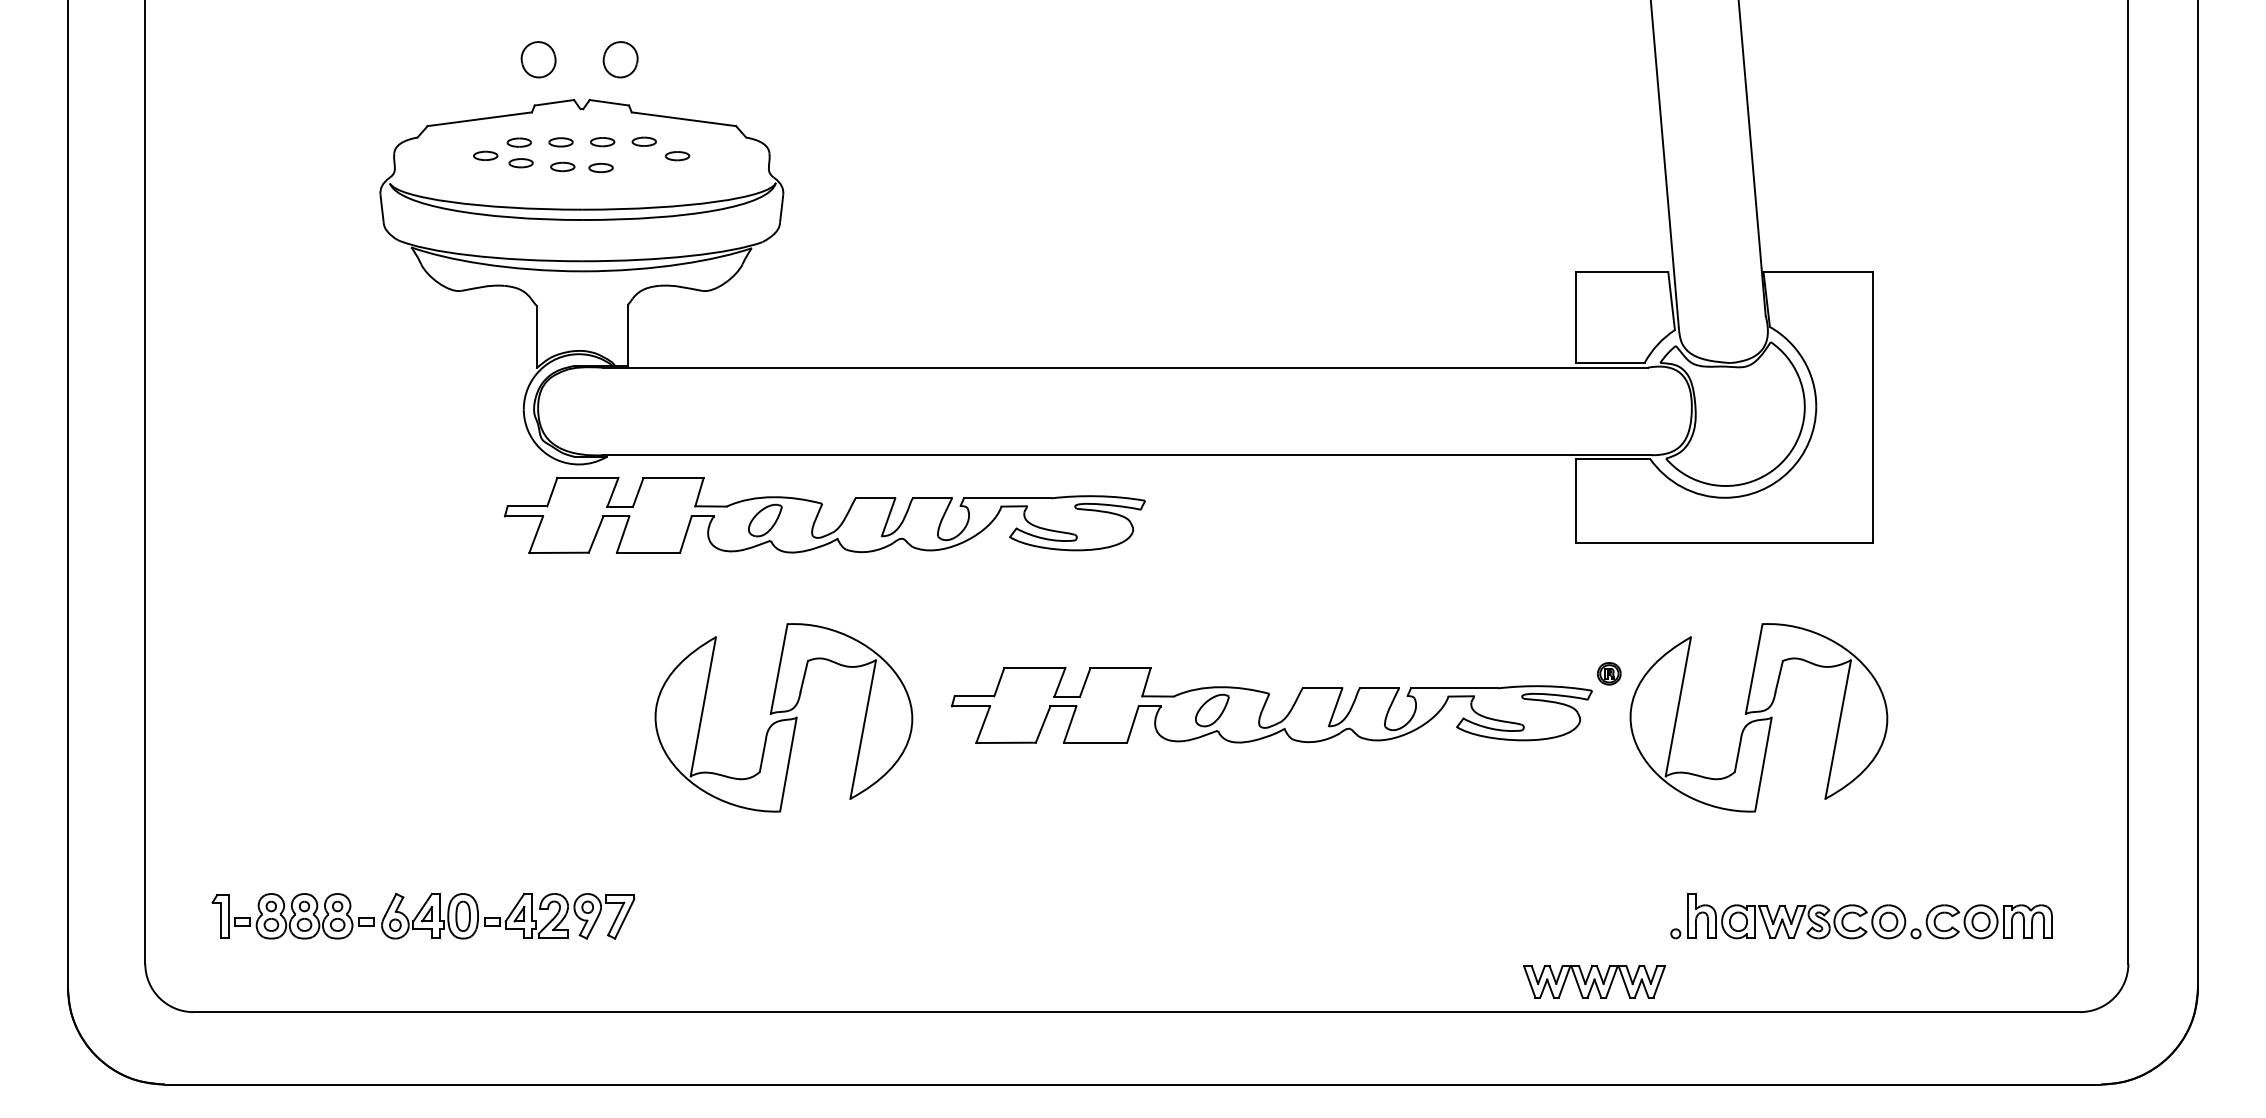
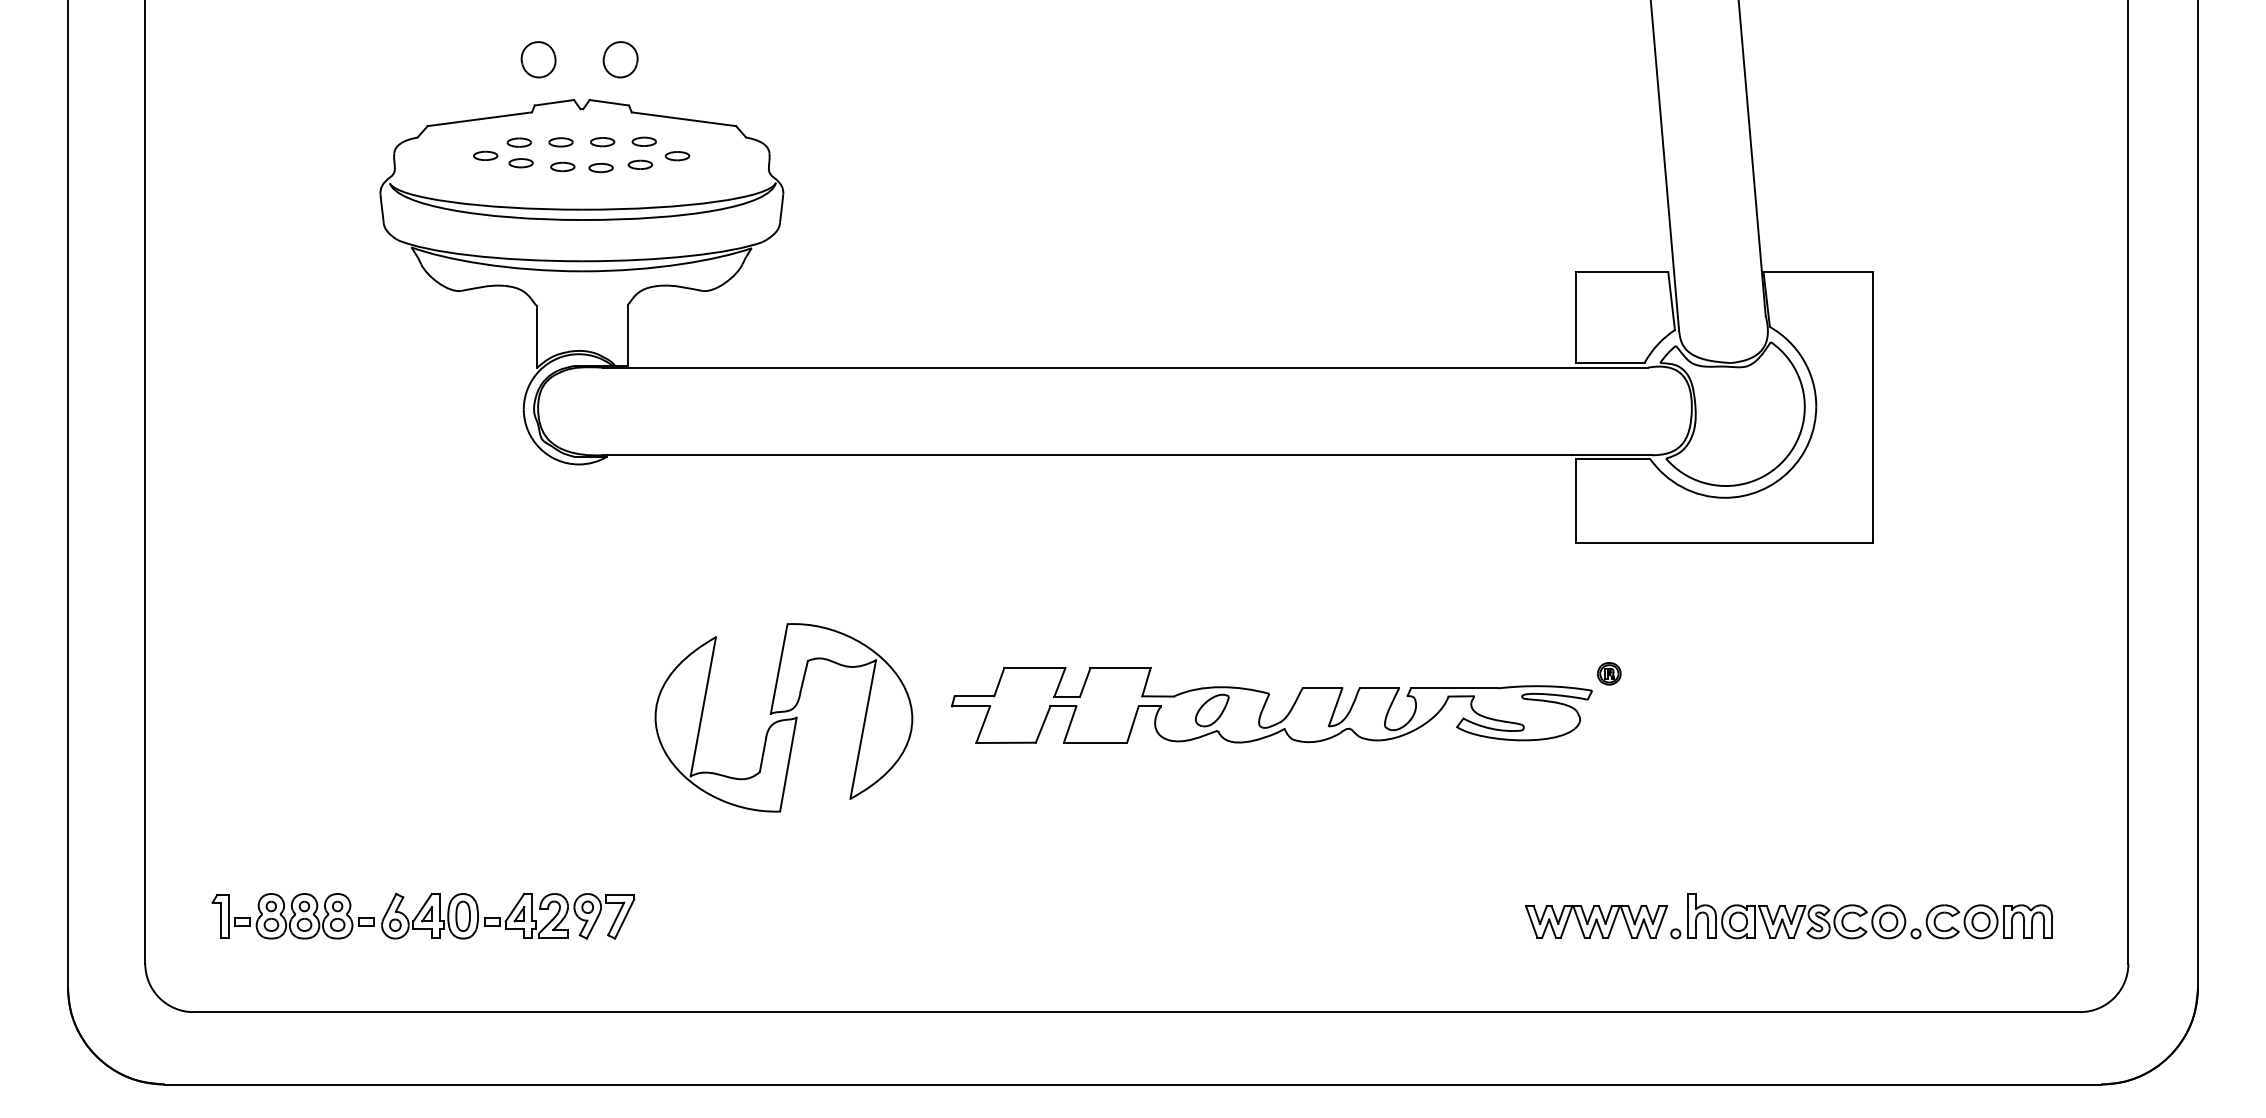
part: none -> present (640, 164)
part: present -> none (824, 514)
part: present -> none (1758, 717)
part position: (1594, 981) -> (1596, 921) (1596, 921)
